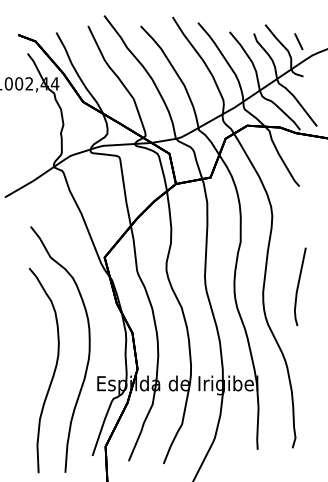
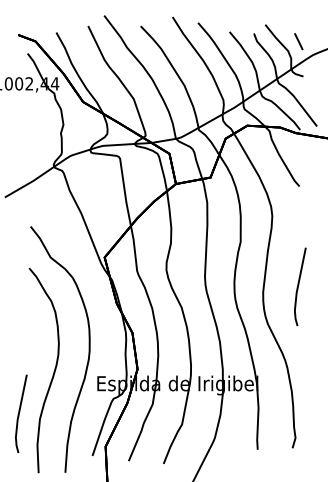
line: none -> present (20, 412)
